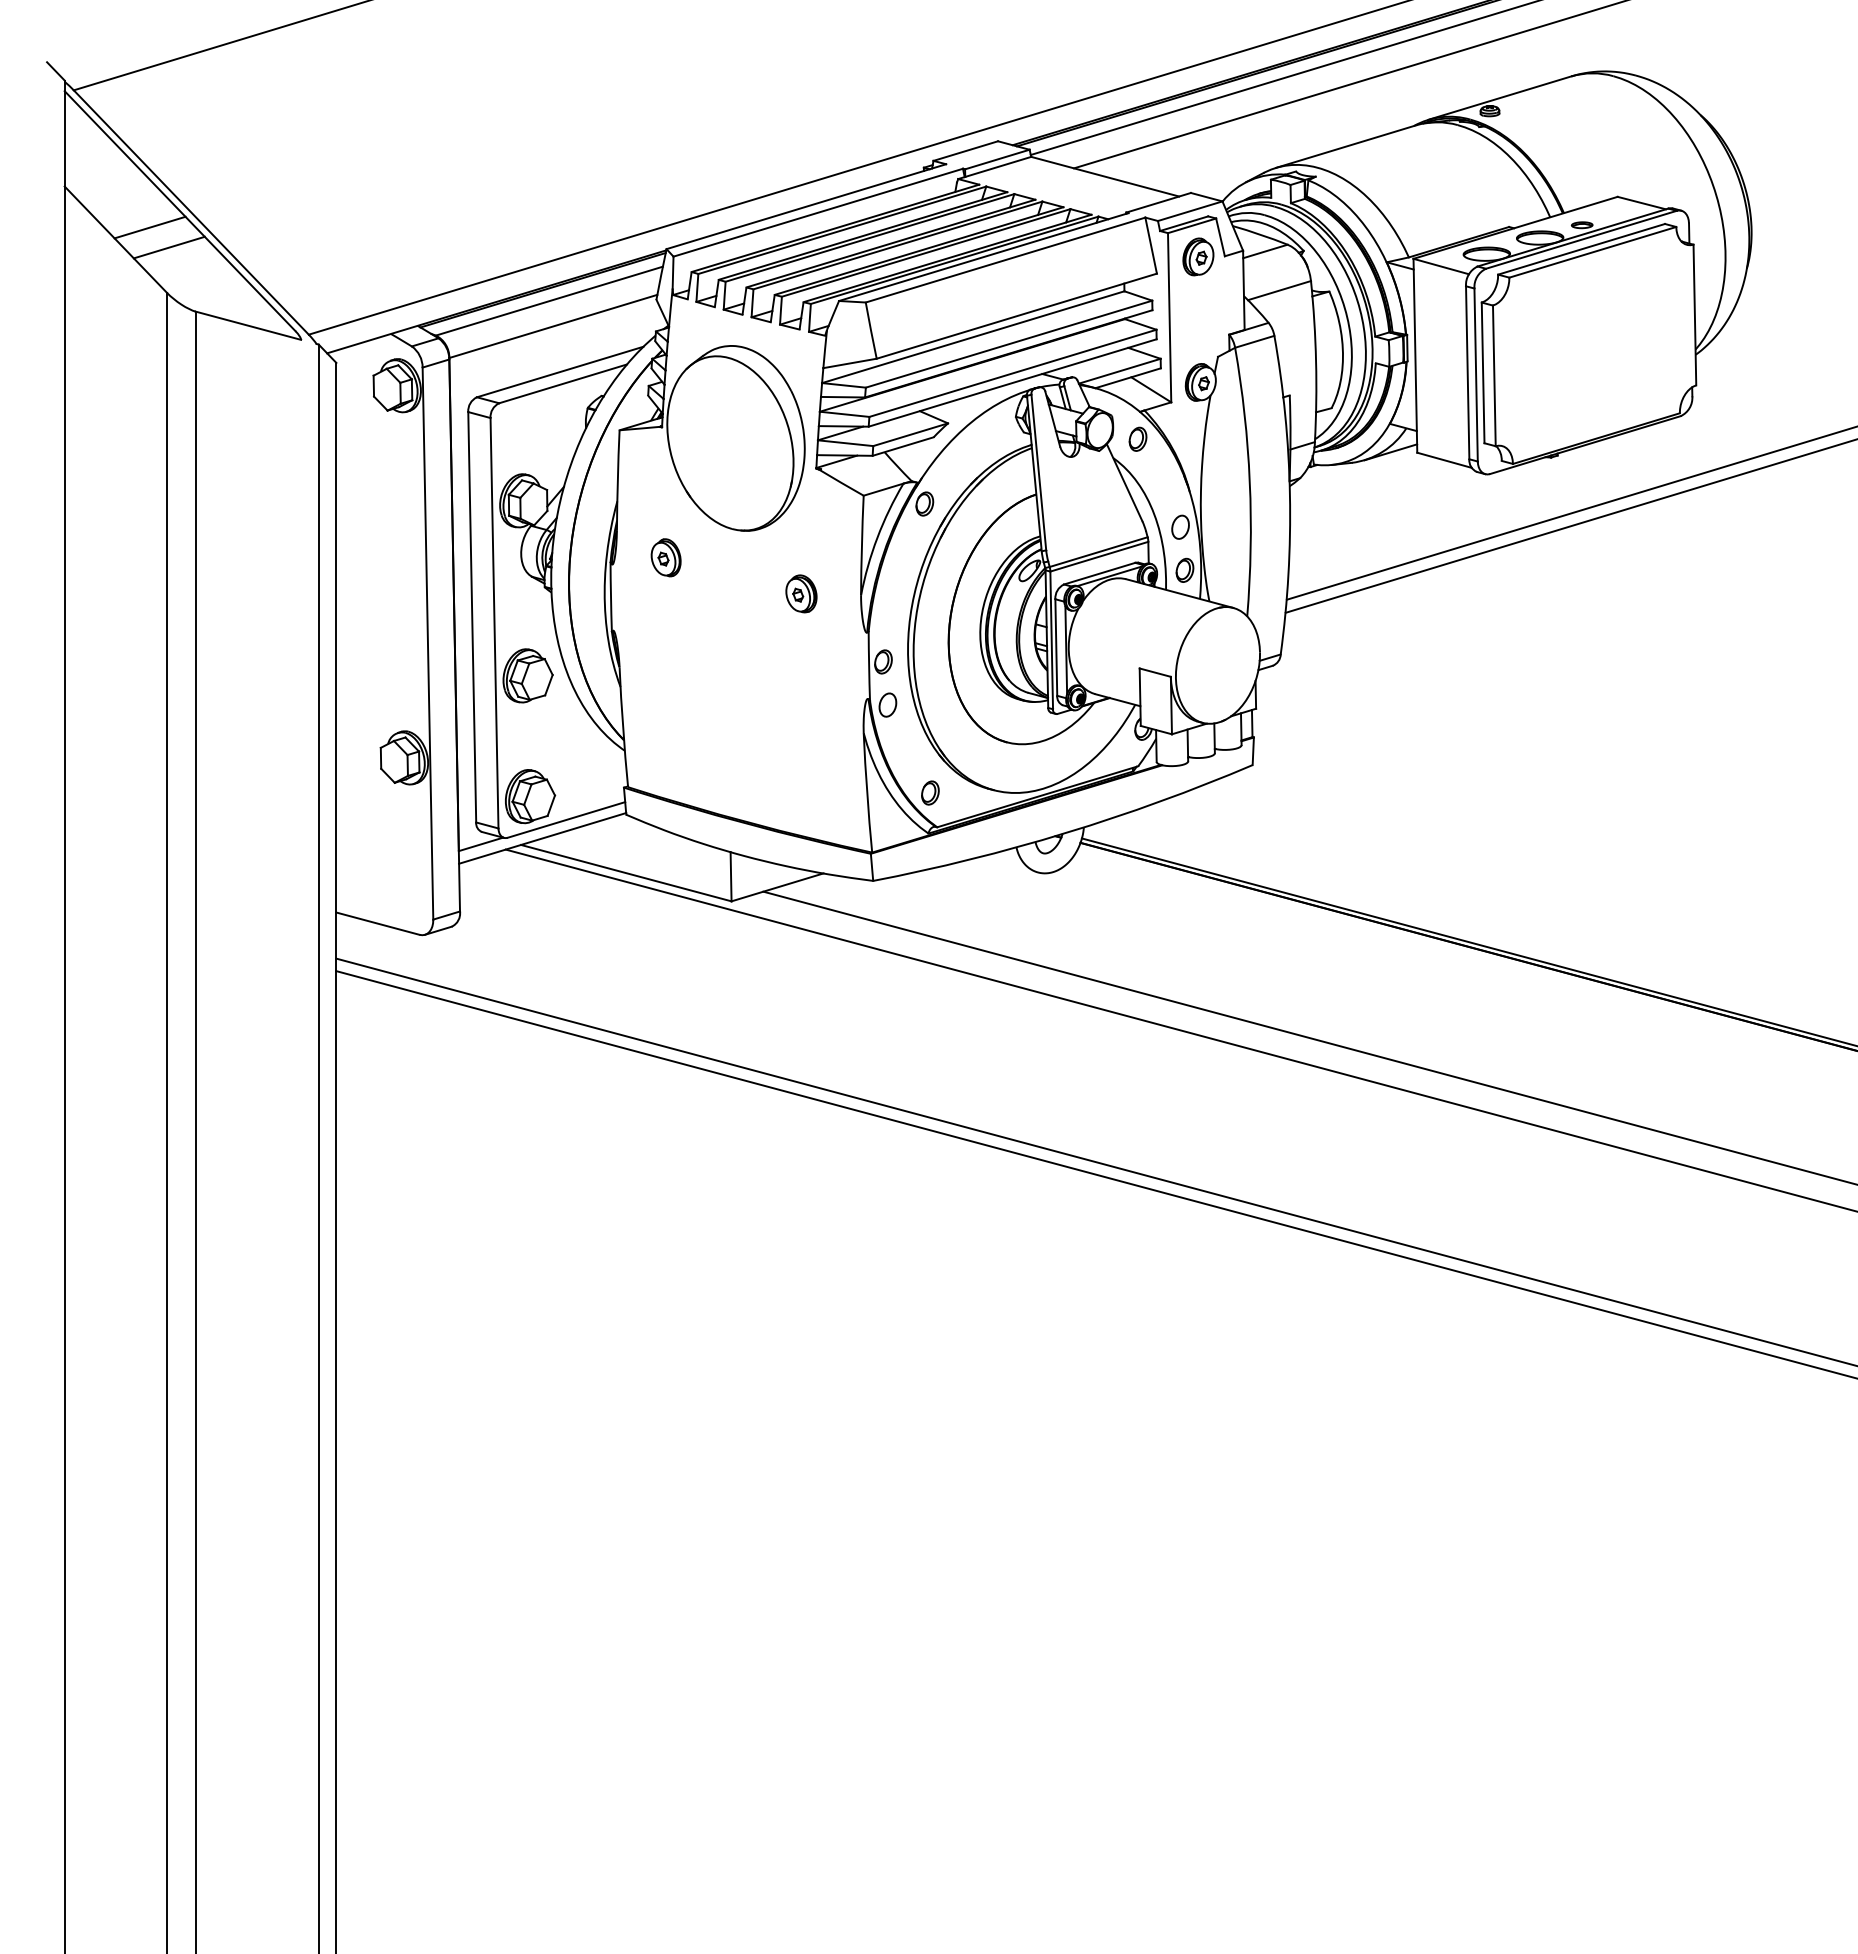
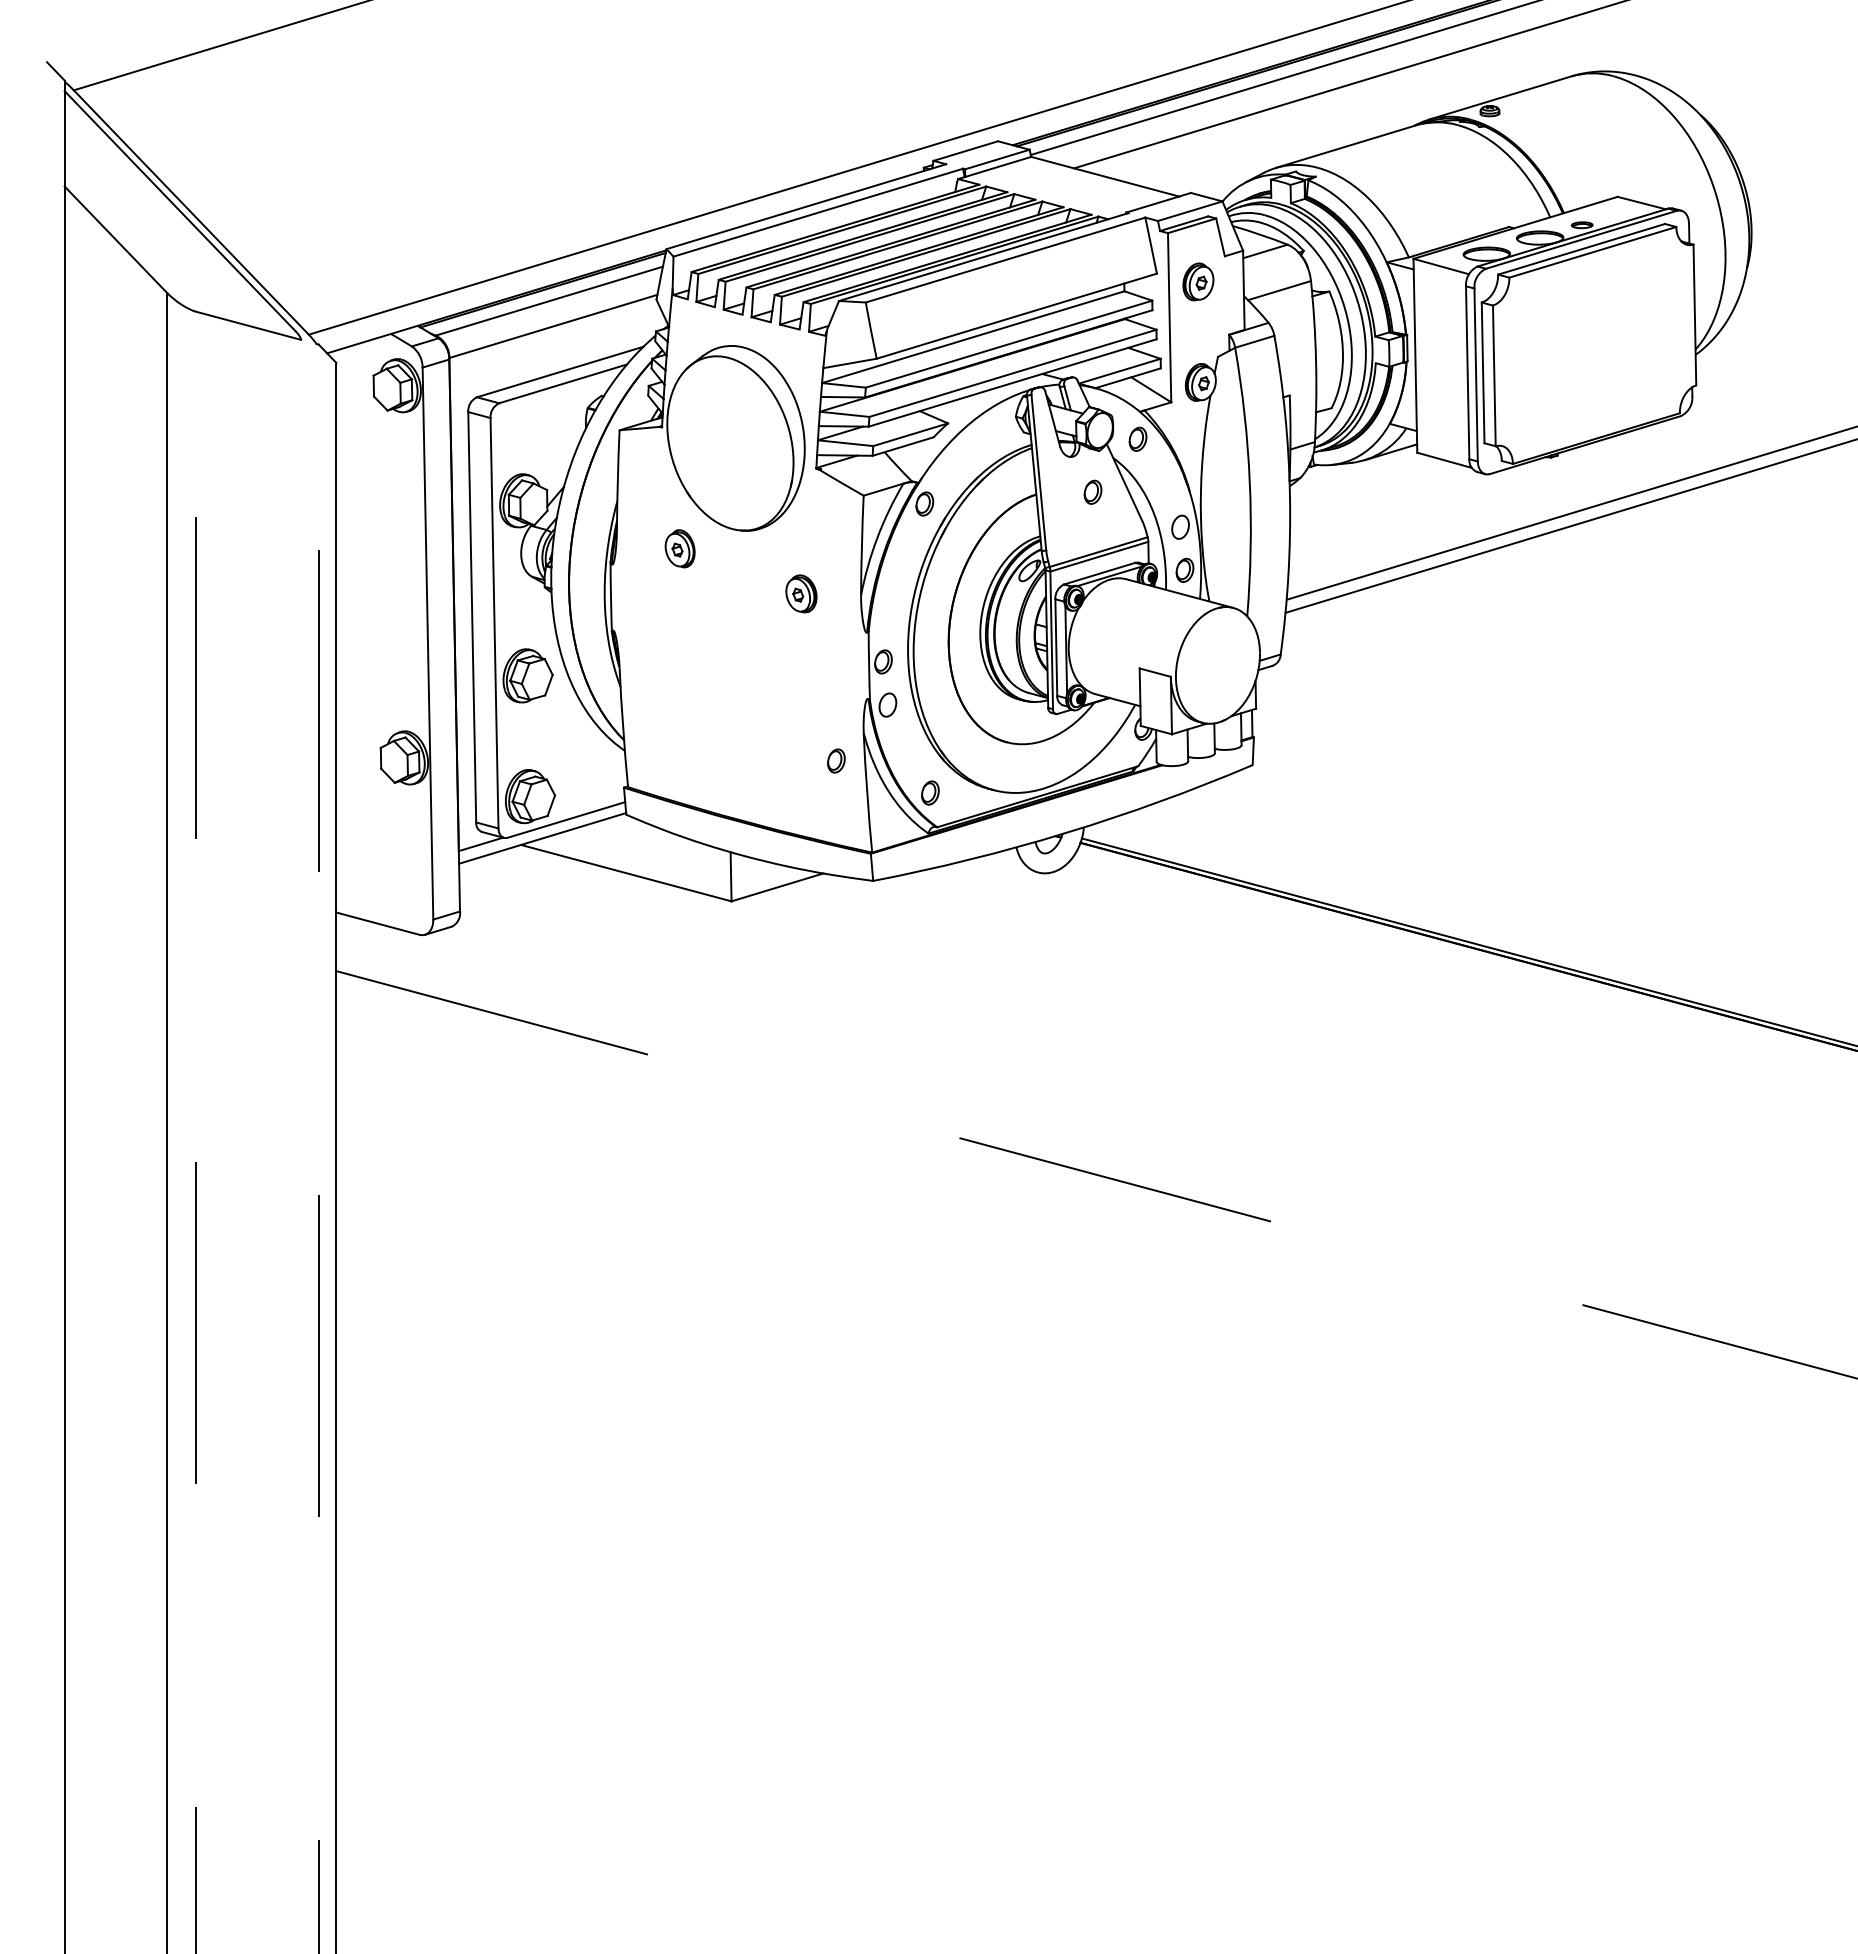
line: present -> none (149, 227)
line: present -> none (168, 247)
part position: (1198, 256) -> (1198, 281) (1198, 281)
part: none -> present (1092, 491)
part position: (665, 557) -> (679, 548) (679, 548)
part: none -> present (836, 760)
line: present -> none (1179, 1029)
line: present -> none (1308, 1037)
line: solid -> dashed (195, 1131)
line: solid -> dashed (318, 1148)
line: present -> none (1095, 1161)
line: solid -> dashed (1097, 1175)
